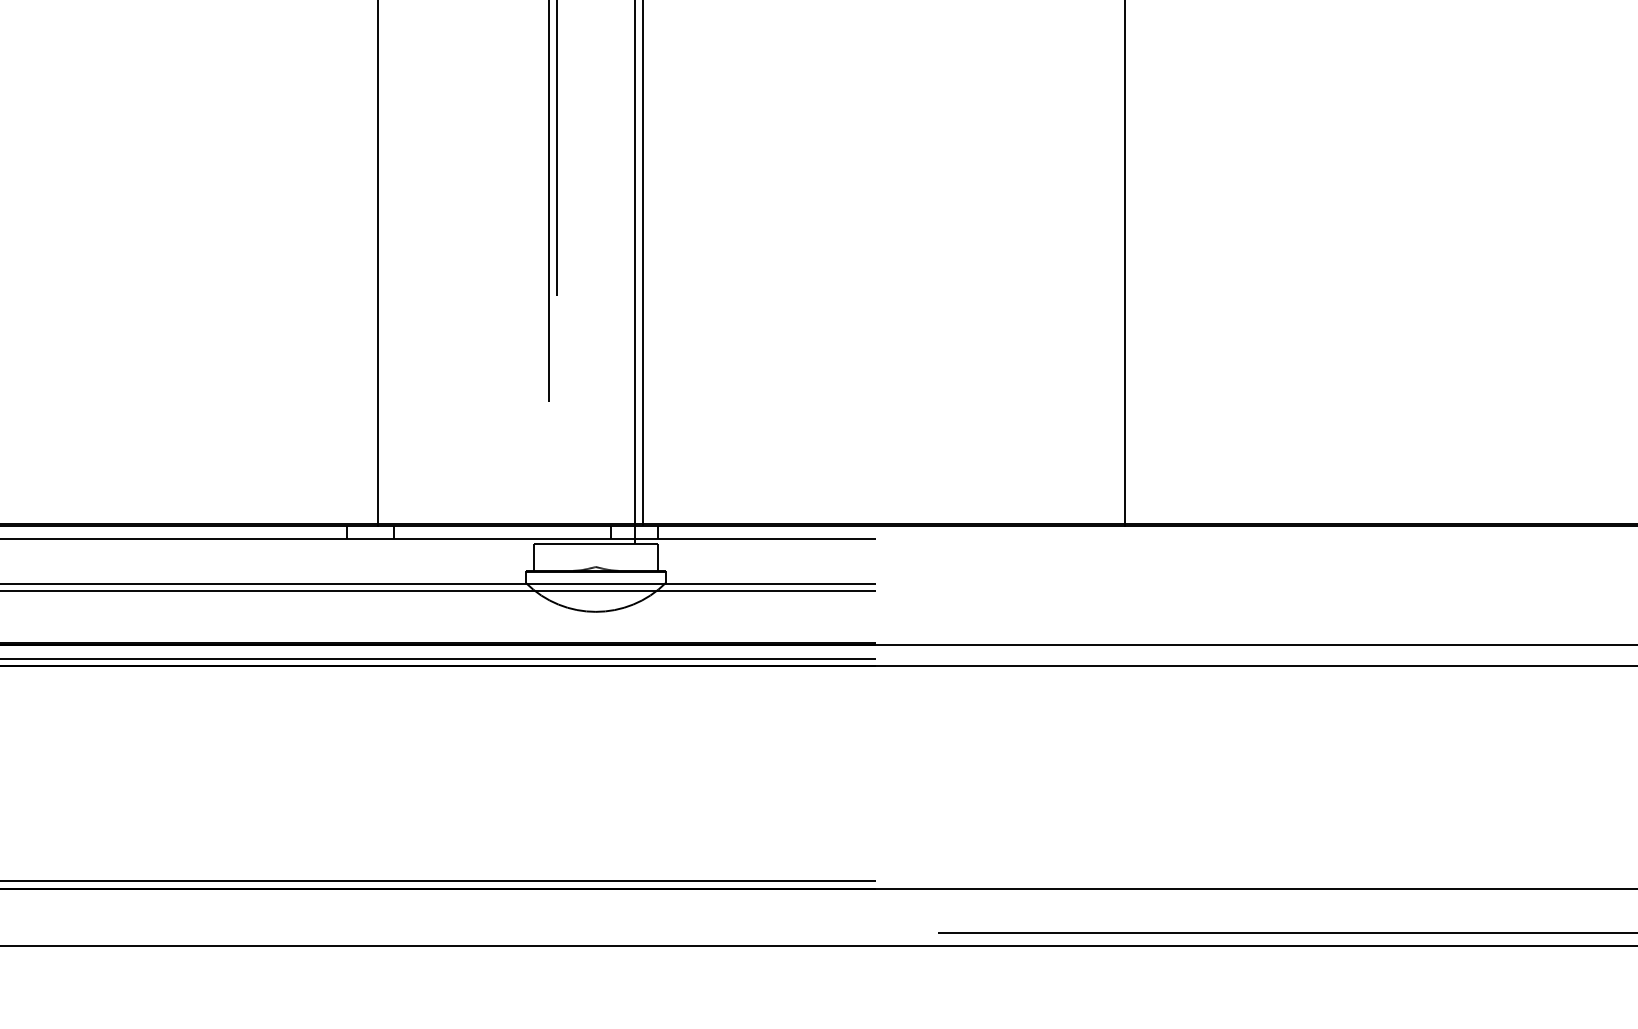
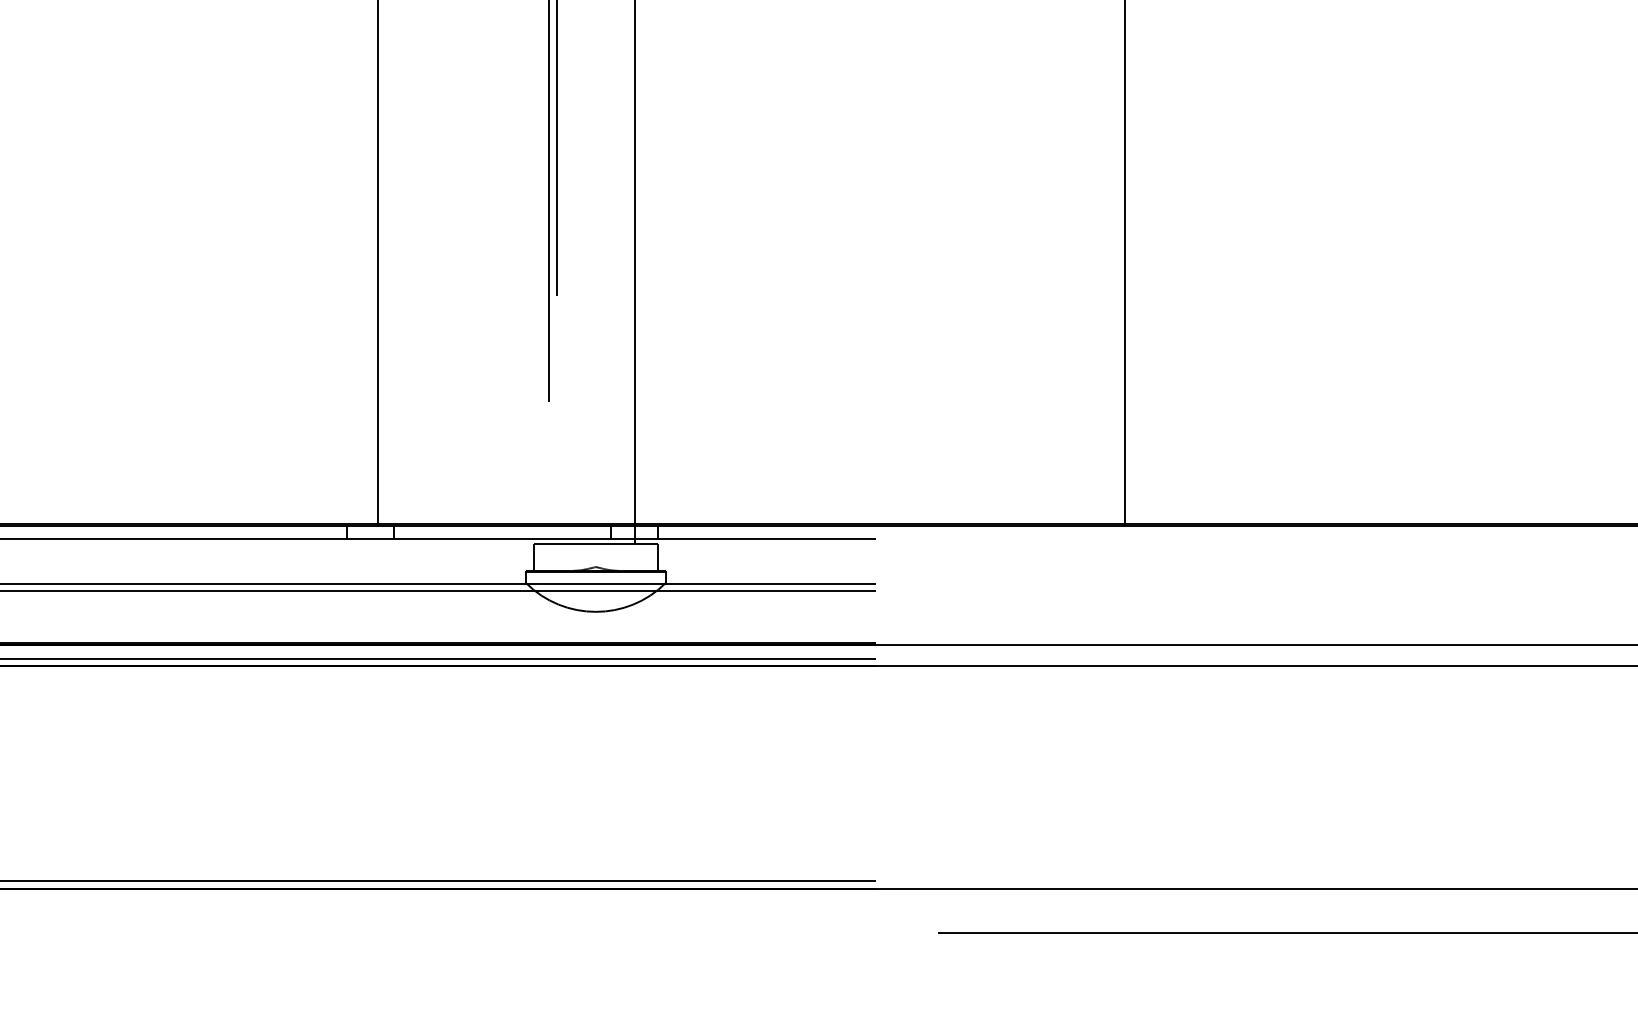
line: present -> none (642, 264)
line: present -> none (818, 946)
